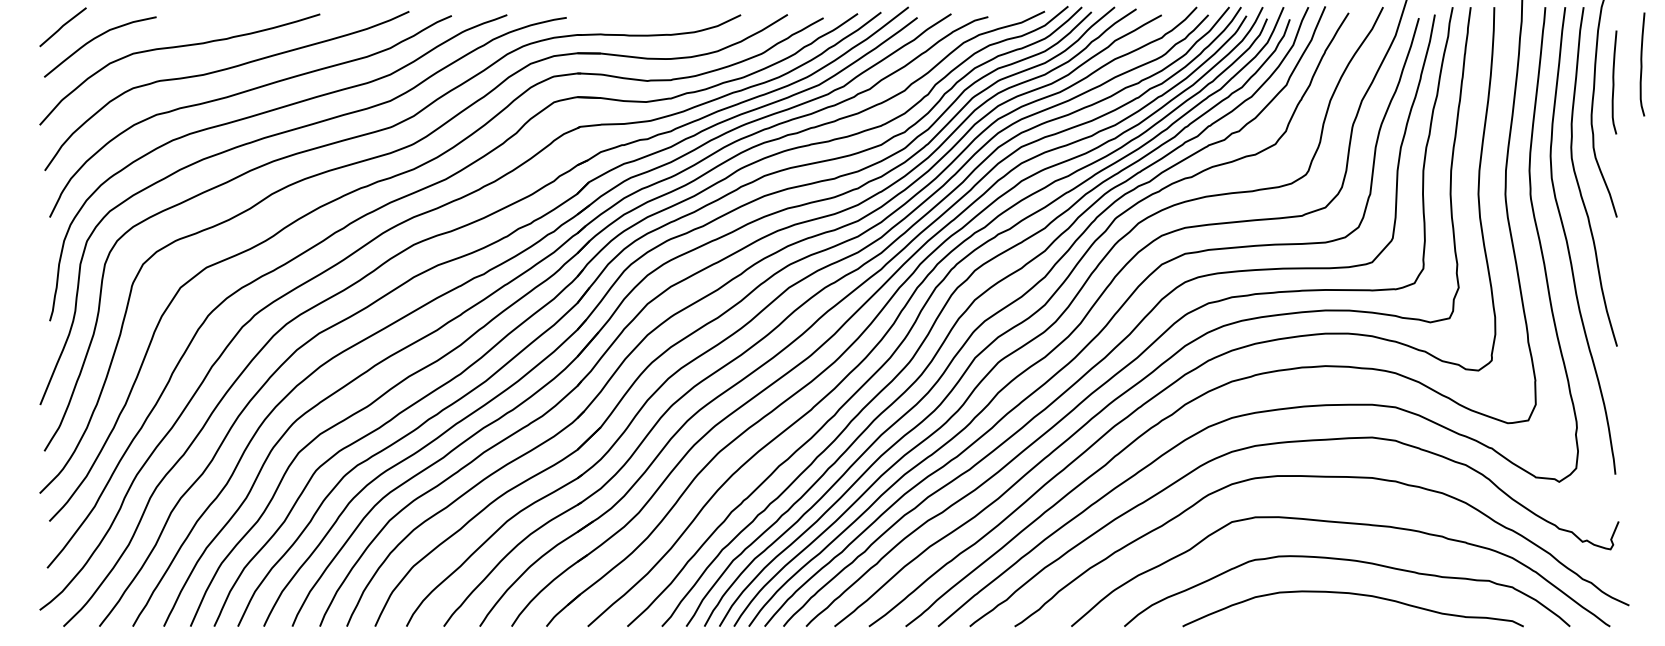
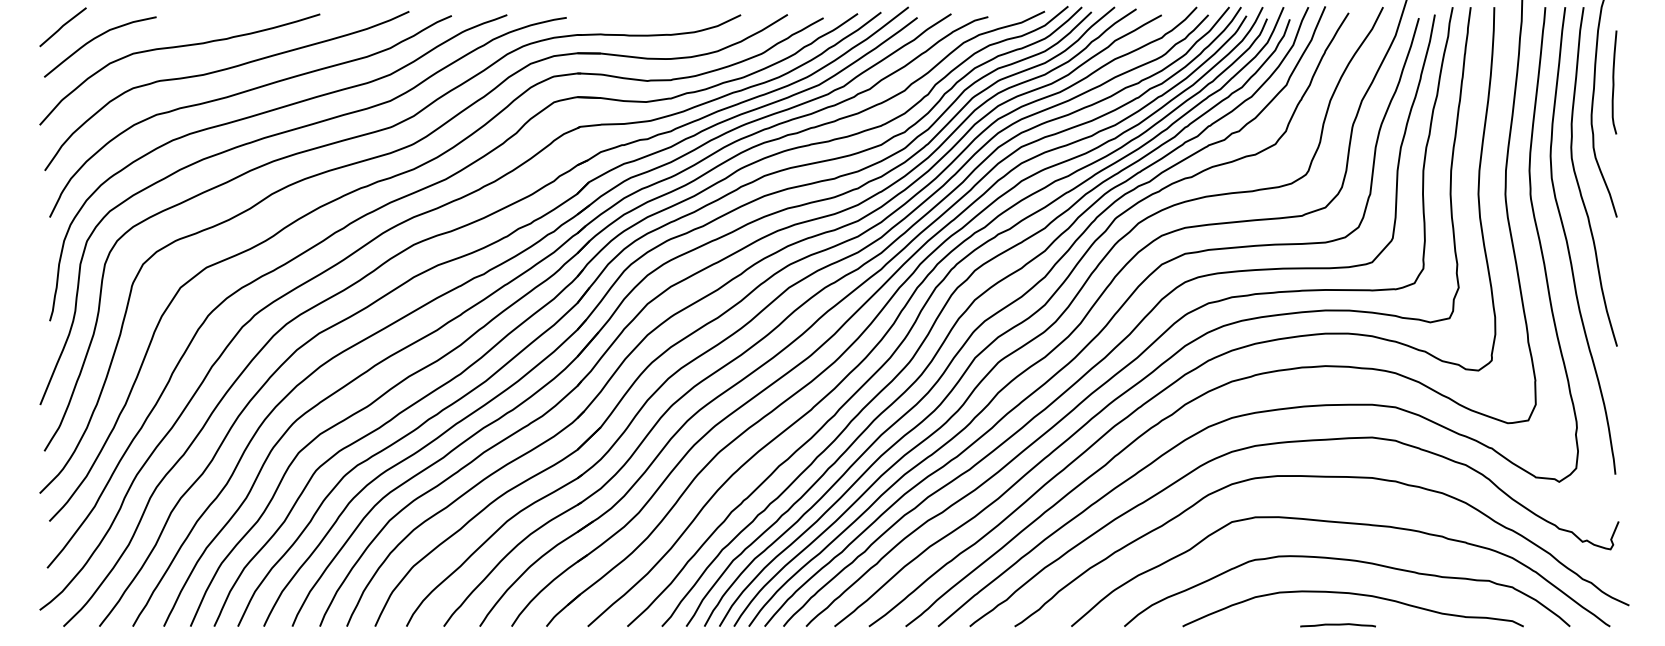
curve: present -> none (1642, 64)
curve: none -> present (1337, 625)
